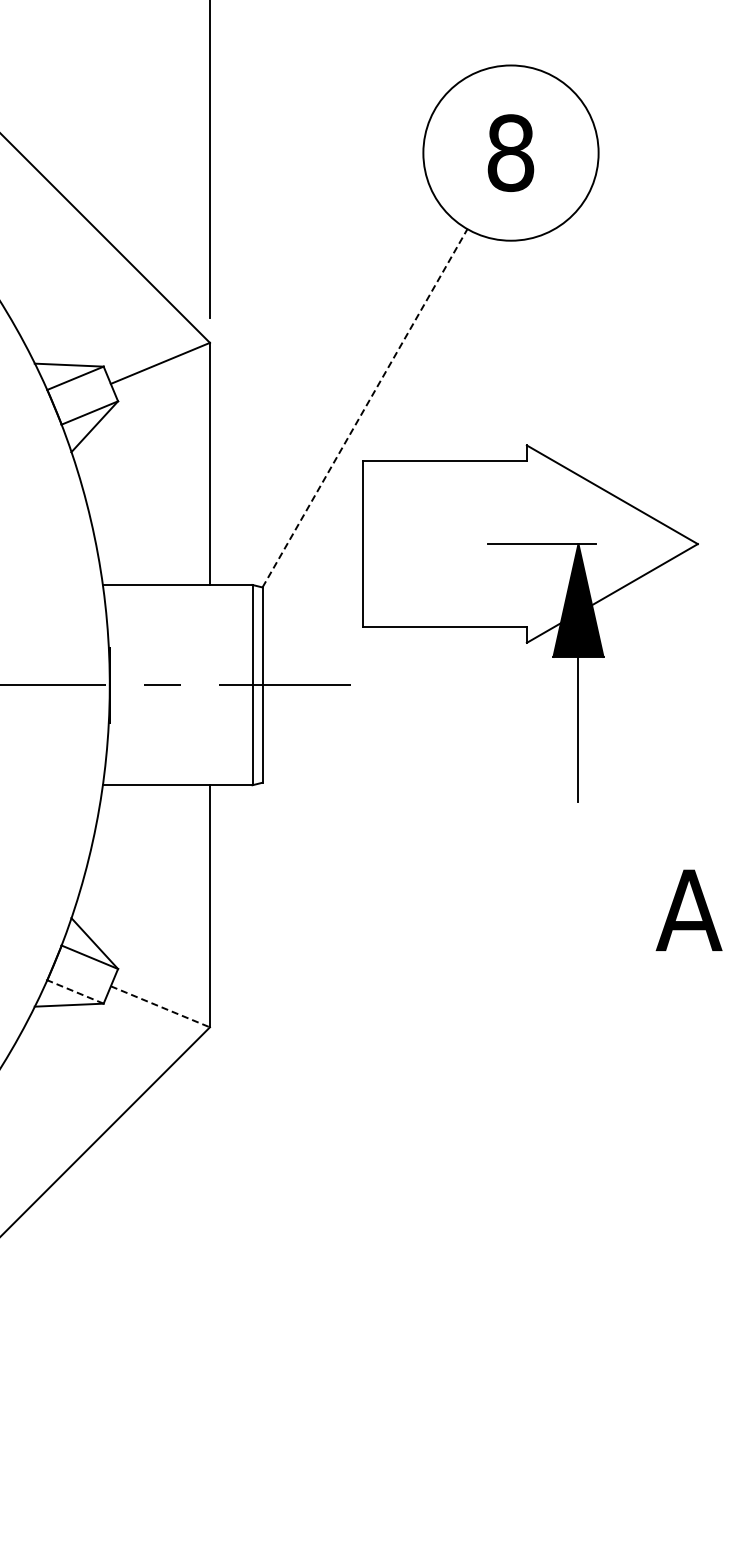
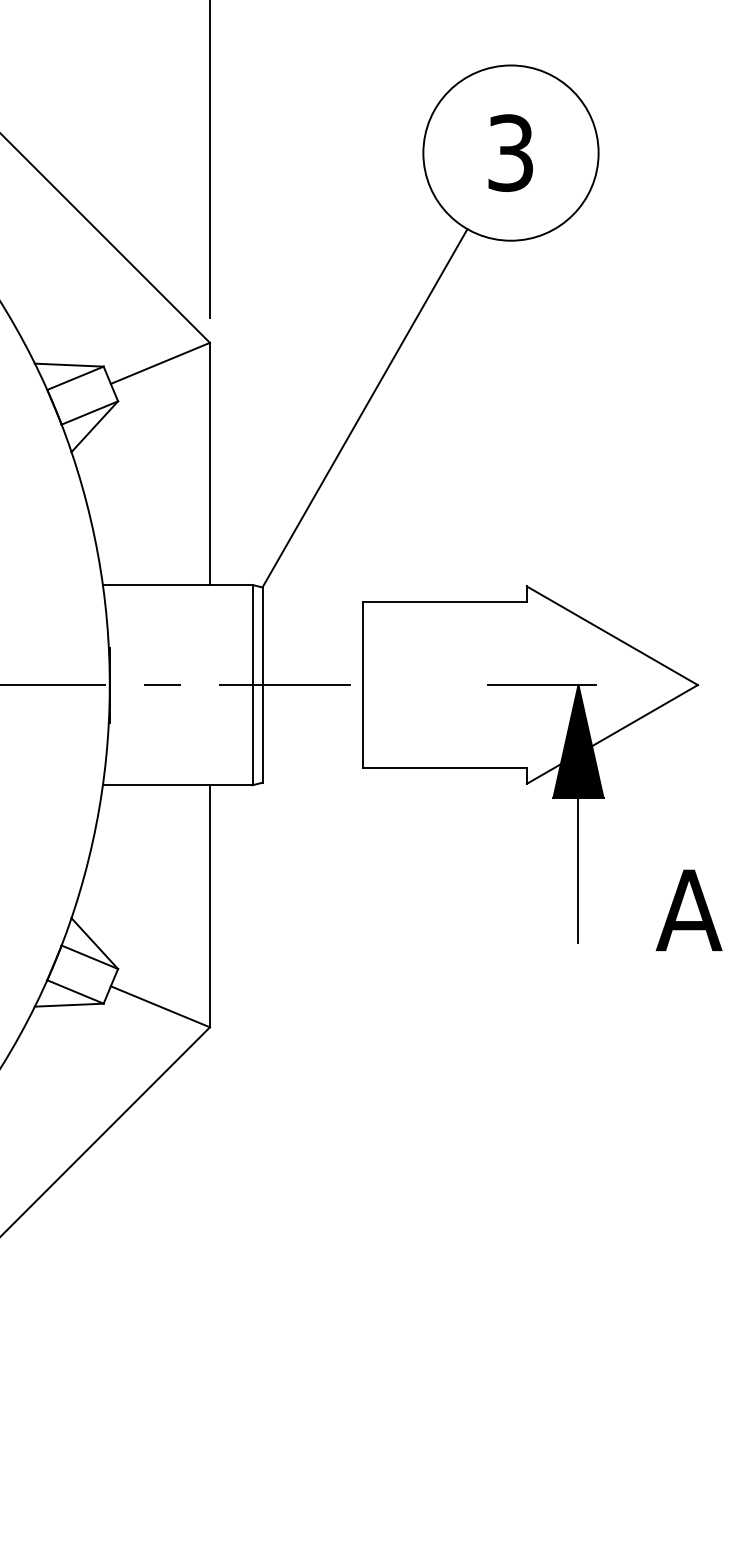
text: 8 -> 3 (510, 153)
line: dashed -> solid (365, 407)
part position: (530, 623) -> (530, 764) (530, 764)
line: dashed -> solid (75, 991)
line: dashed -> solid (160, 1006)
